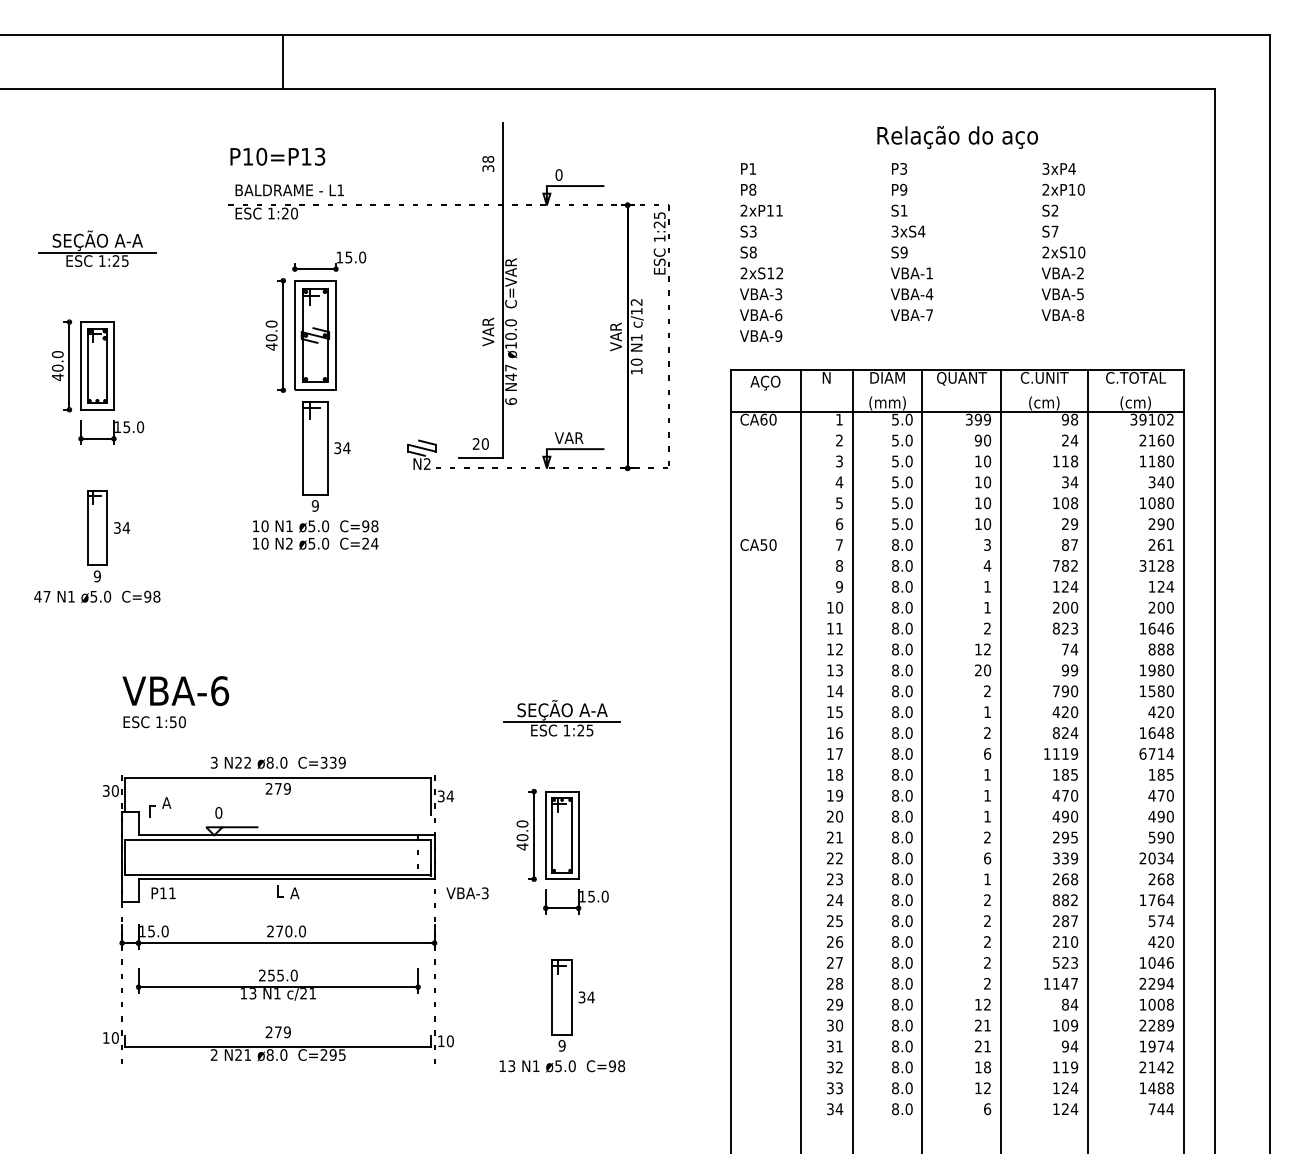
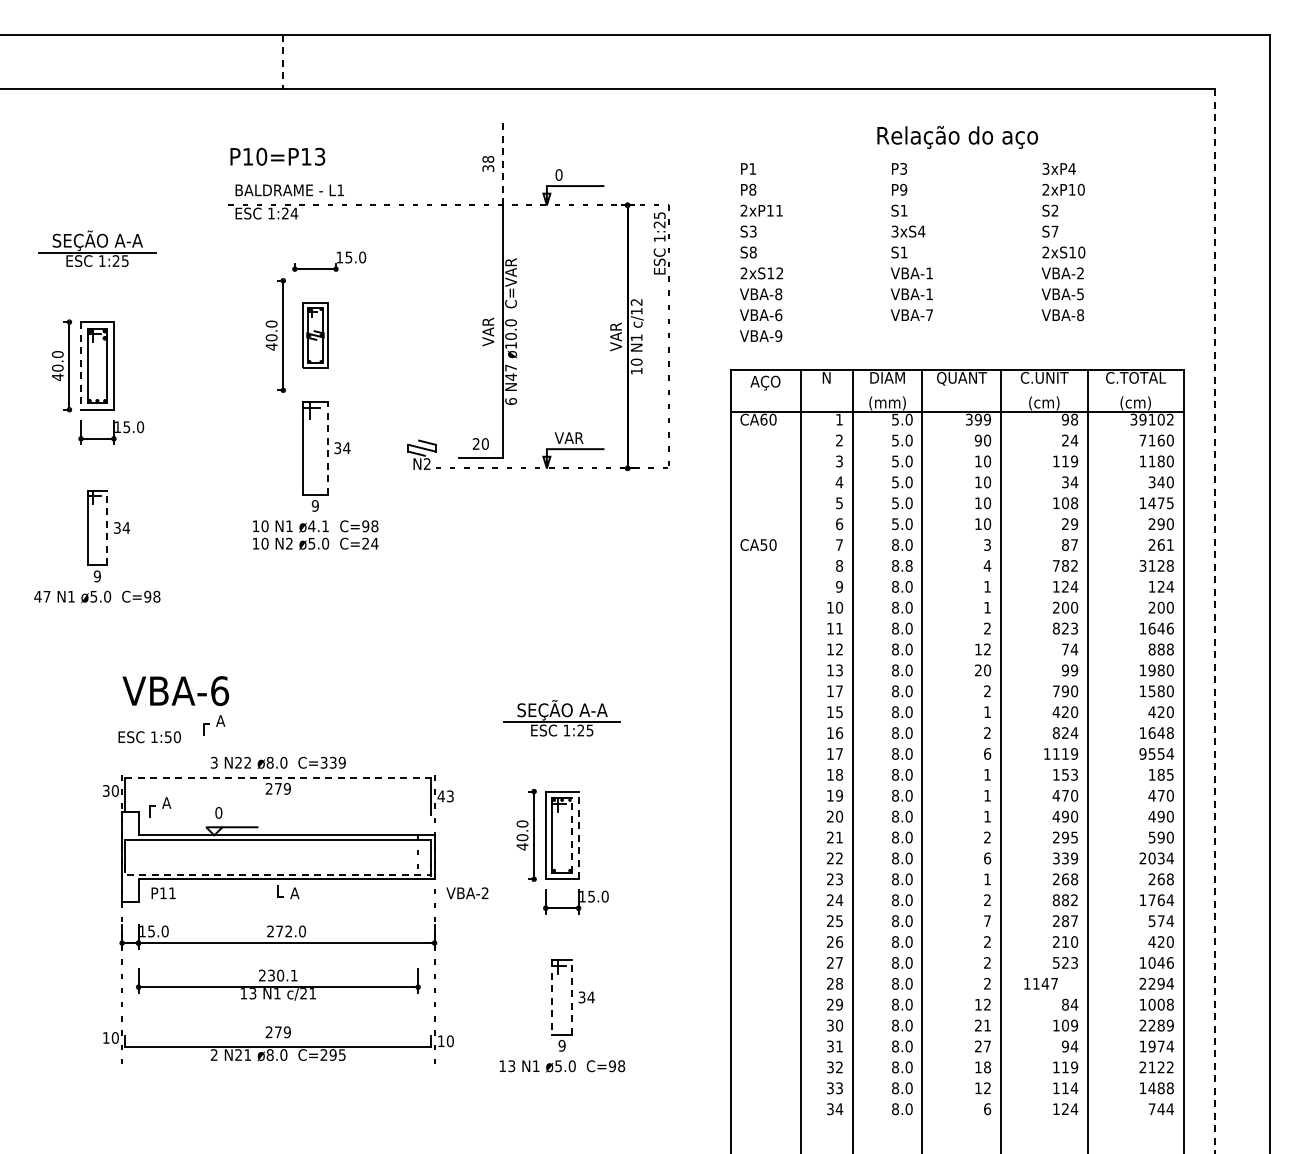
line: solid -> dashed (283, 62)
line: solid -> dashed (502, 163)
text: 1:20 -> 1:24 (294, 213)
text: S9 -> S1 (903, 252)
text: VBA-3 -> VBA-8 (778, 294)
text: VBA-4 -> VBA-1 (929, 294)
part size: 43x111 px -> 27x67 px (315, 335)
line: solid -> dashed (81, 365)
text: 2160 -> 7160 (1142, 440)
line: solid -> dashed (327, 448)
text: 118 -> 119 (1074, 461)
text: 1080 -> 1475 (1160, 503)
text: ø5.0 -> ø4.1 (318, 526)
line: solid -> dashed (107, 527)
text: 8.0 -> 8.8 (908, 565)
line: solid -> dashed (1214, 621)
text: 14 -> 17 (839, 691)
text position: (154, 722) -> (149, 737) (149, 737)
part: none -> present (214, 725)
text: 6714 -> 9554 (1151, 753)
text: 185 -> 153 (1069, 774)
line: solid -> dashed (278, 777)
text: 34 -> 43 (445, 796)
line: solid -> dashed (572, 834)
line: solid -> dashed (578, 835)
line: solid -> dashed (278, 874)
text: VBA-3 -> VBA-2 (484, 893)
text: 2 -> 7 (987, 920)
text: 270.0 -> 272.0 (288, 931)
text: 255.0 -> 230.1 (282, 975)
text position: (1060, 983) -> (1040, 983) (1040, 983)
line: solid -> dashed (572, 996)
line: solid -> dashed (552, 997)
text: 21 -> 27 (987, 1046)
text: 2142 -> 2122 (1160, 1067)
text: 124 -> 114 (1065, 1087)
